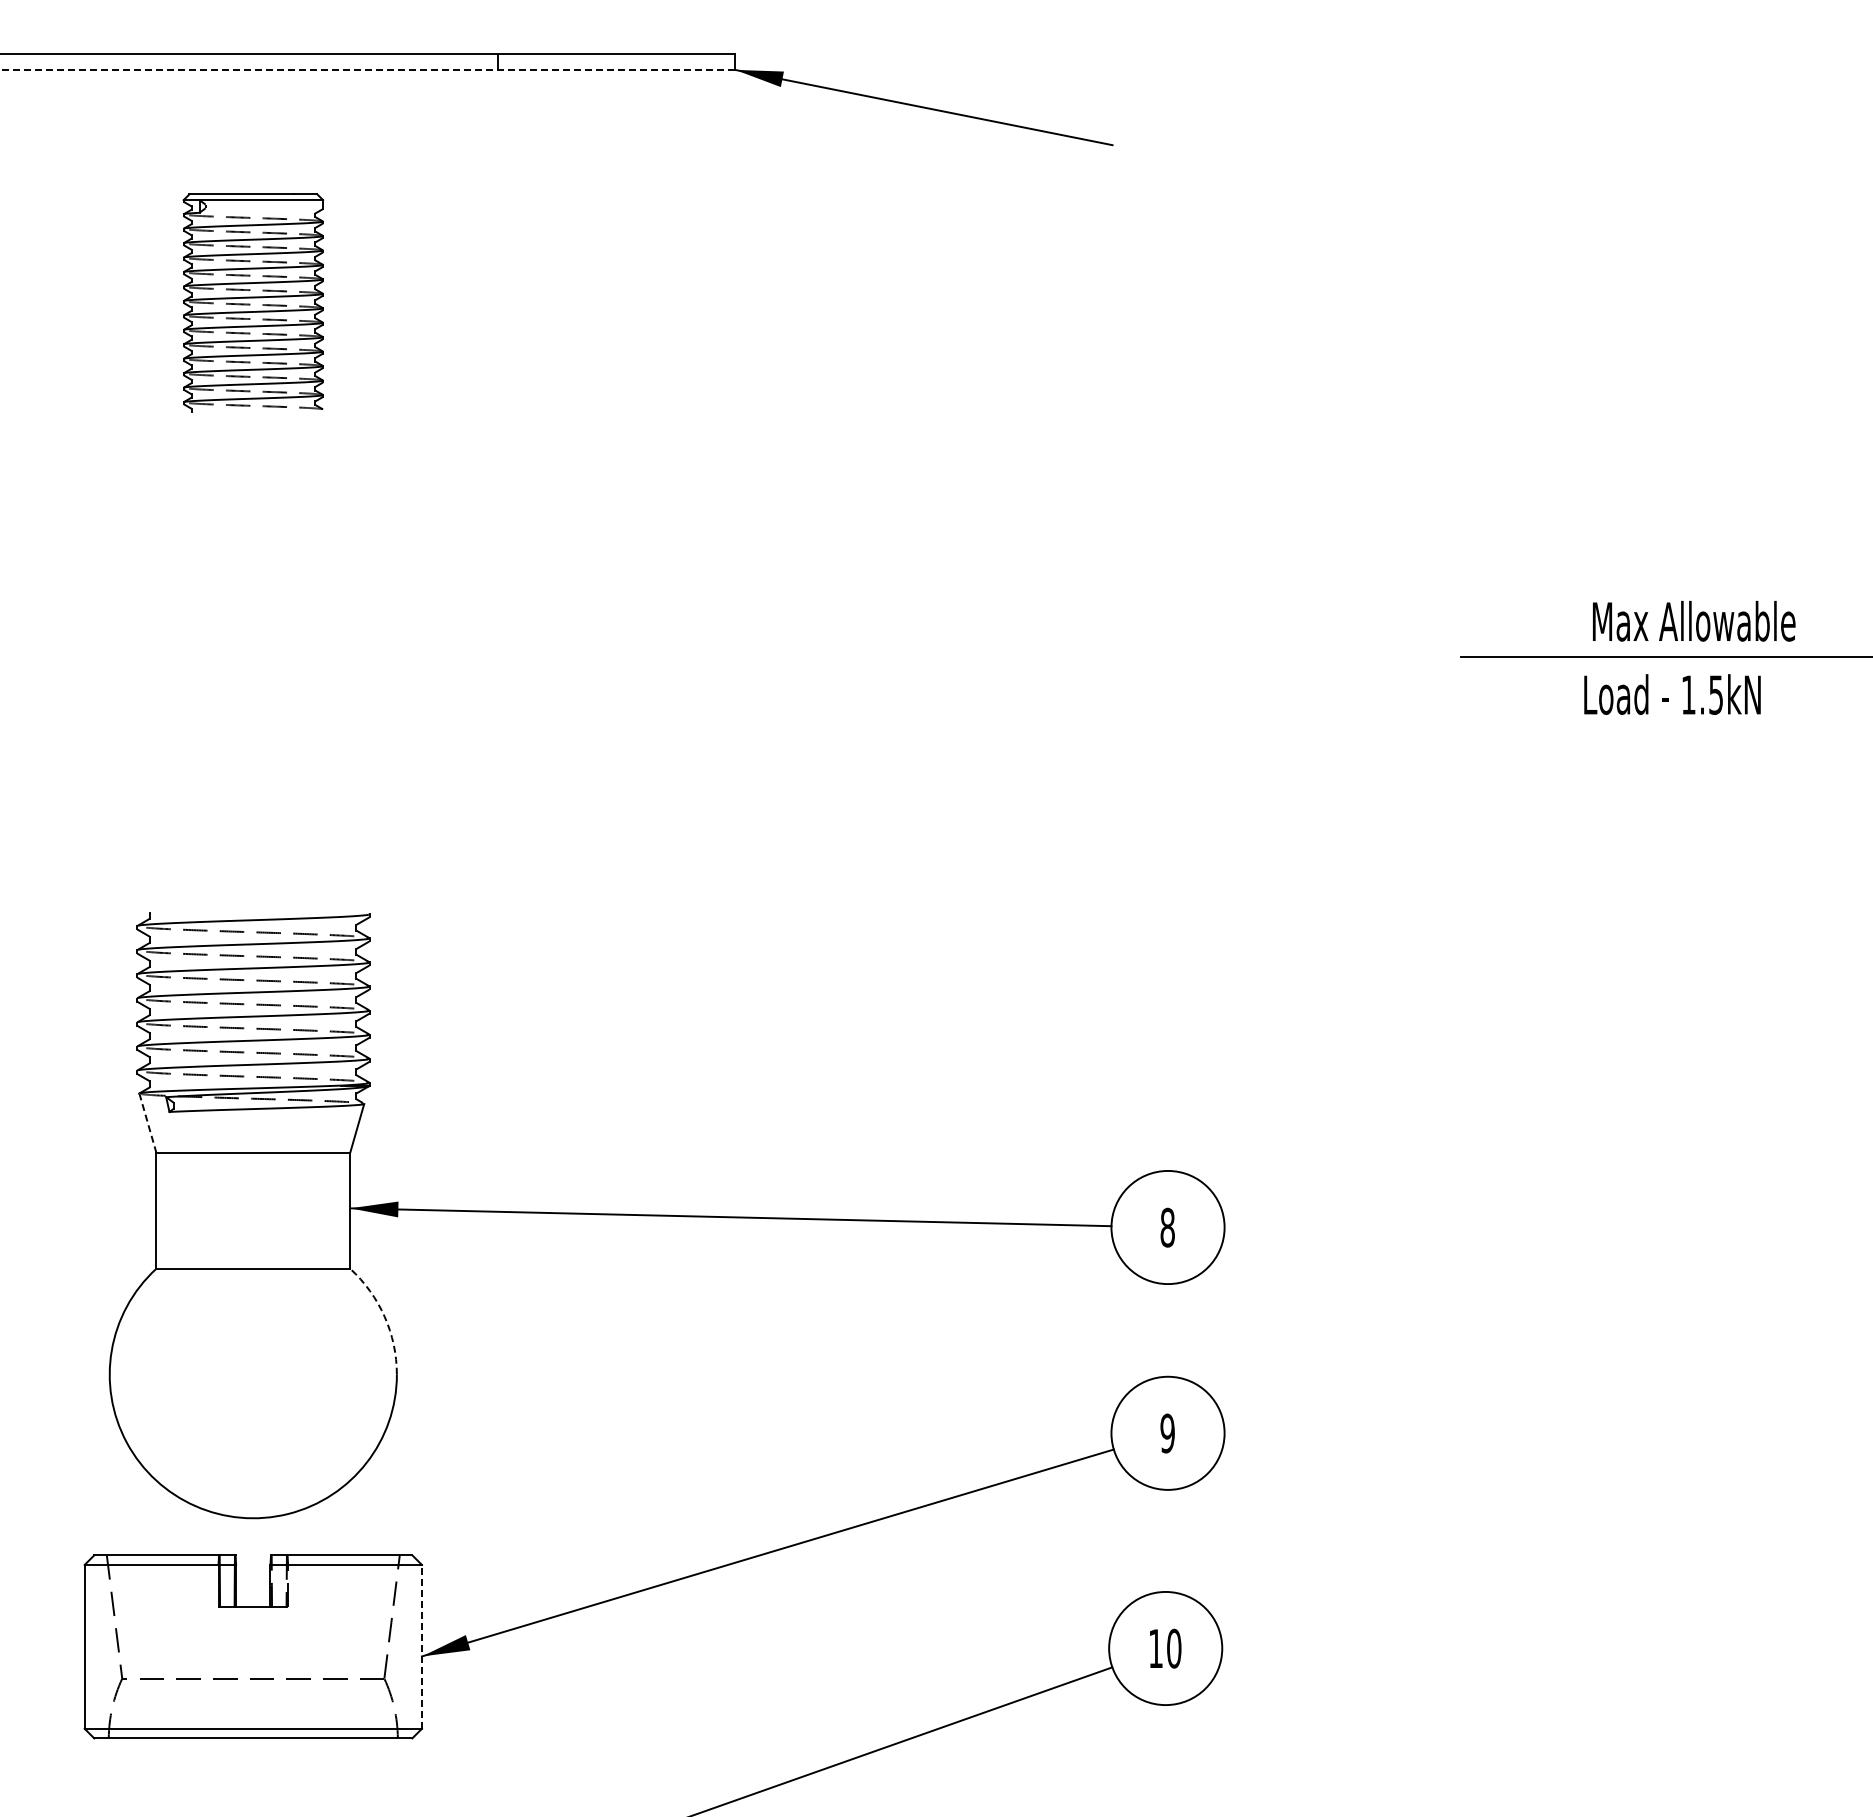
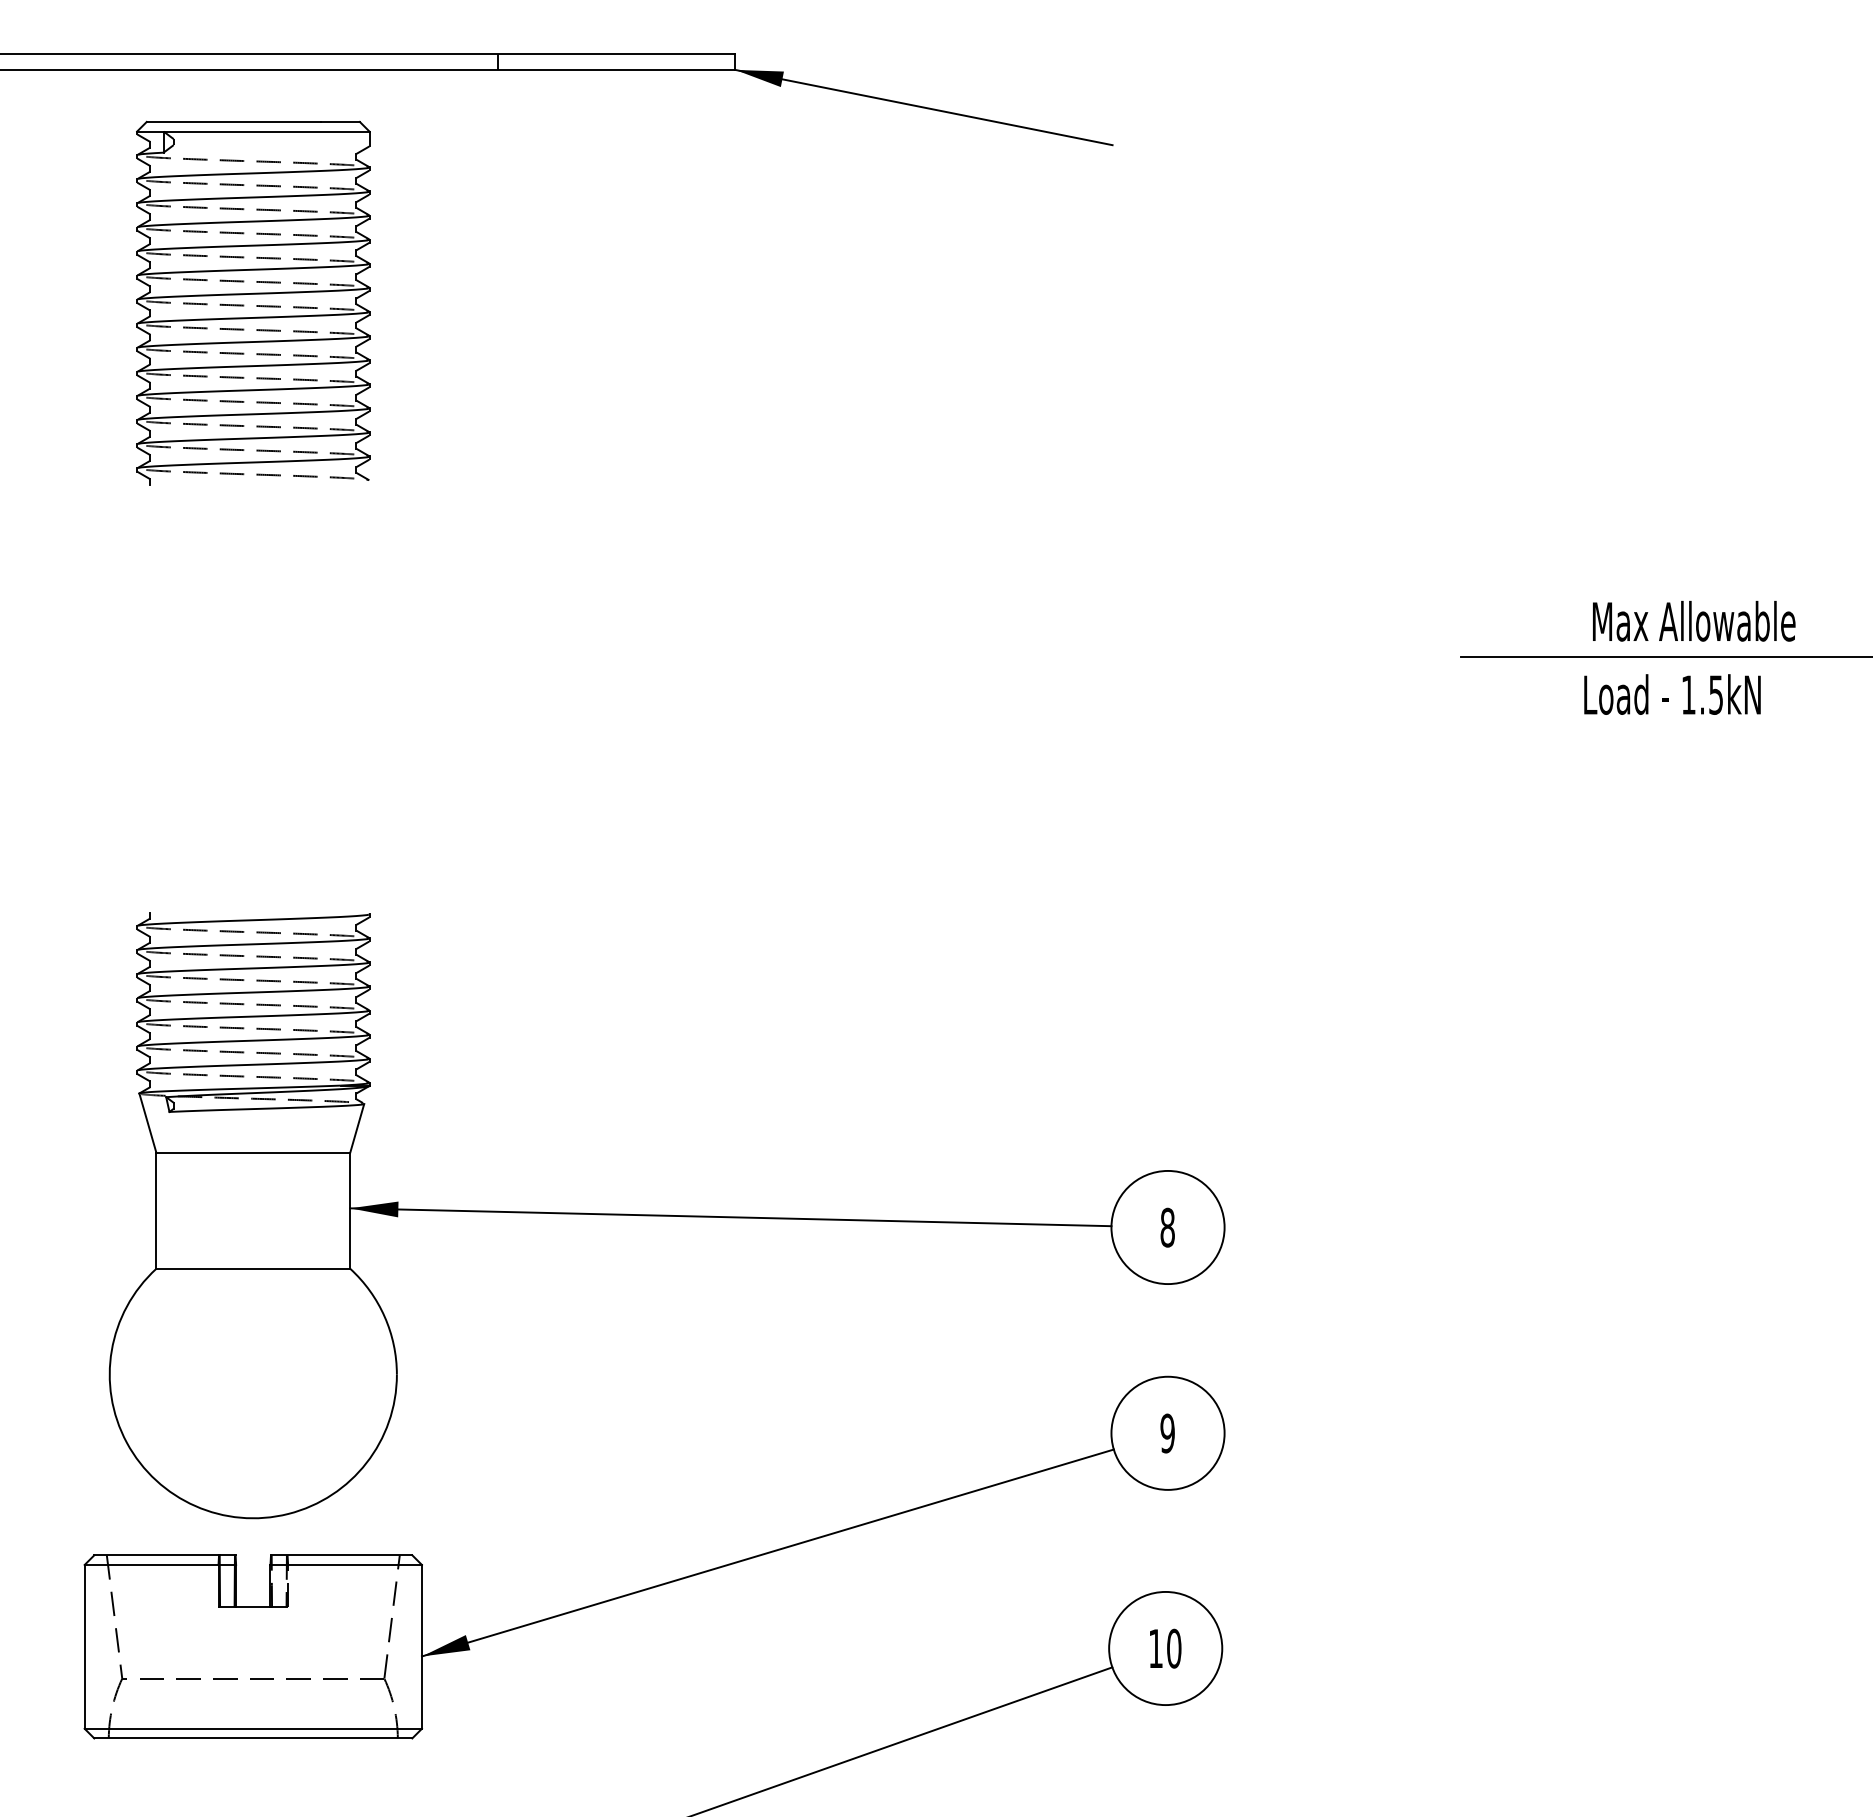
line: dashed -> solid (368, 69)
part size: 143x220 px -> 235x366 px (253, 302)
line: dashed -> solid (147, 1123)
arc: dashed -> solid (384, 1316)
line: dashed -> solid (421, 1646)
